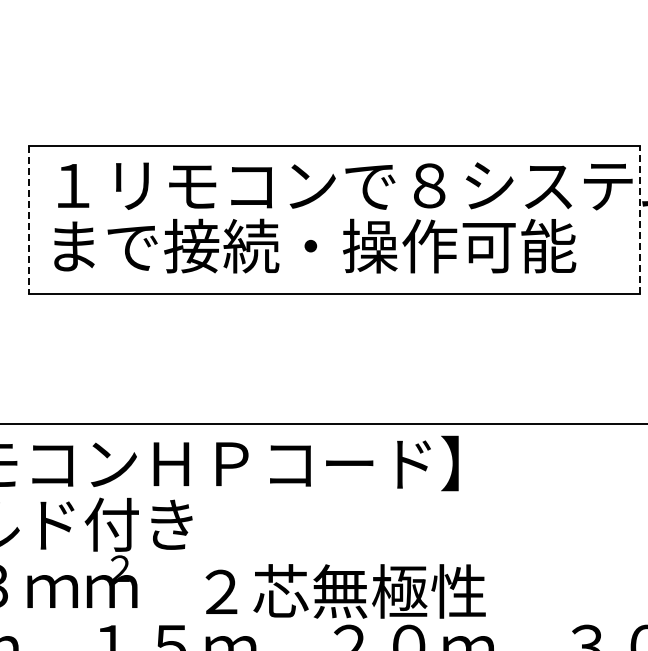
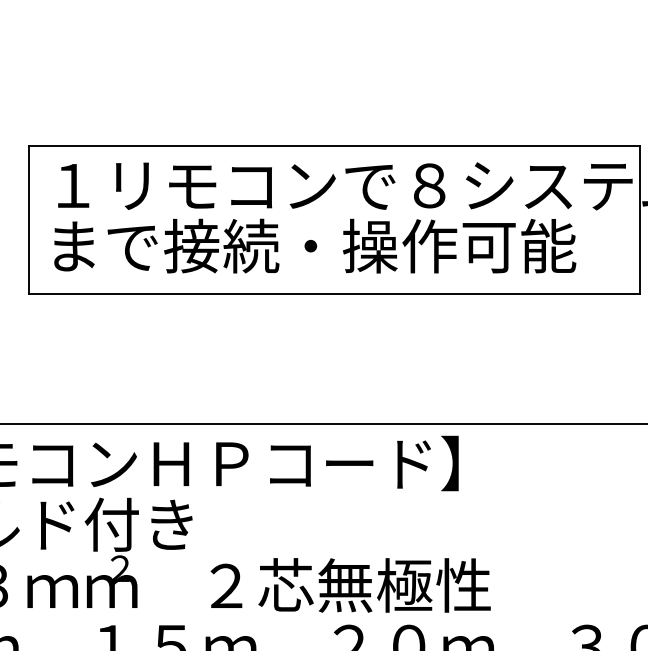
line: dashed -> solid (639, 219)
line: dashed -> solid (28, 220)
text position: (345, 591) -> (350, 585) (350, 585)
